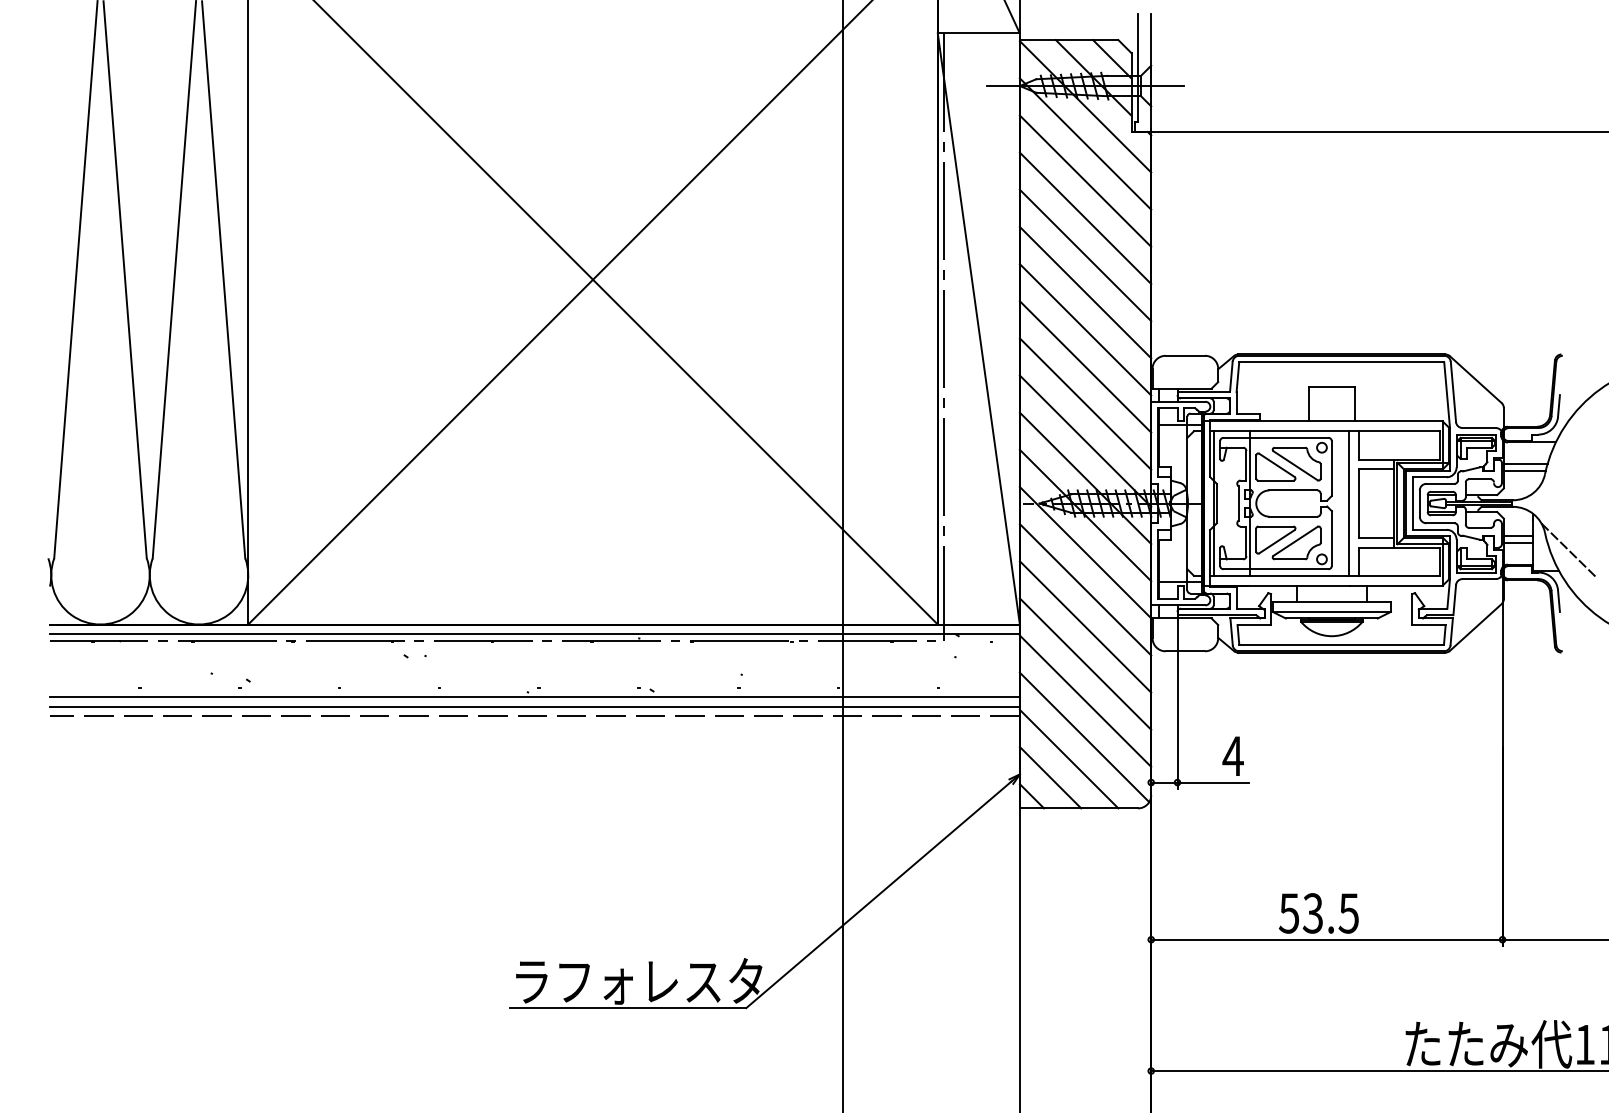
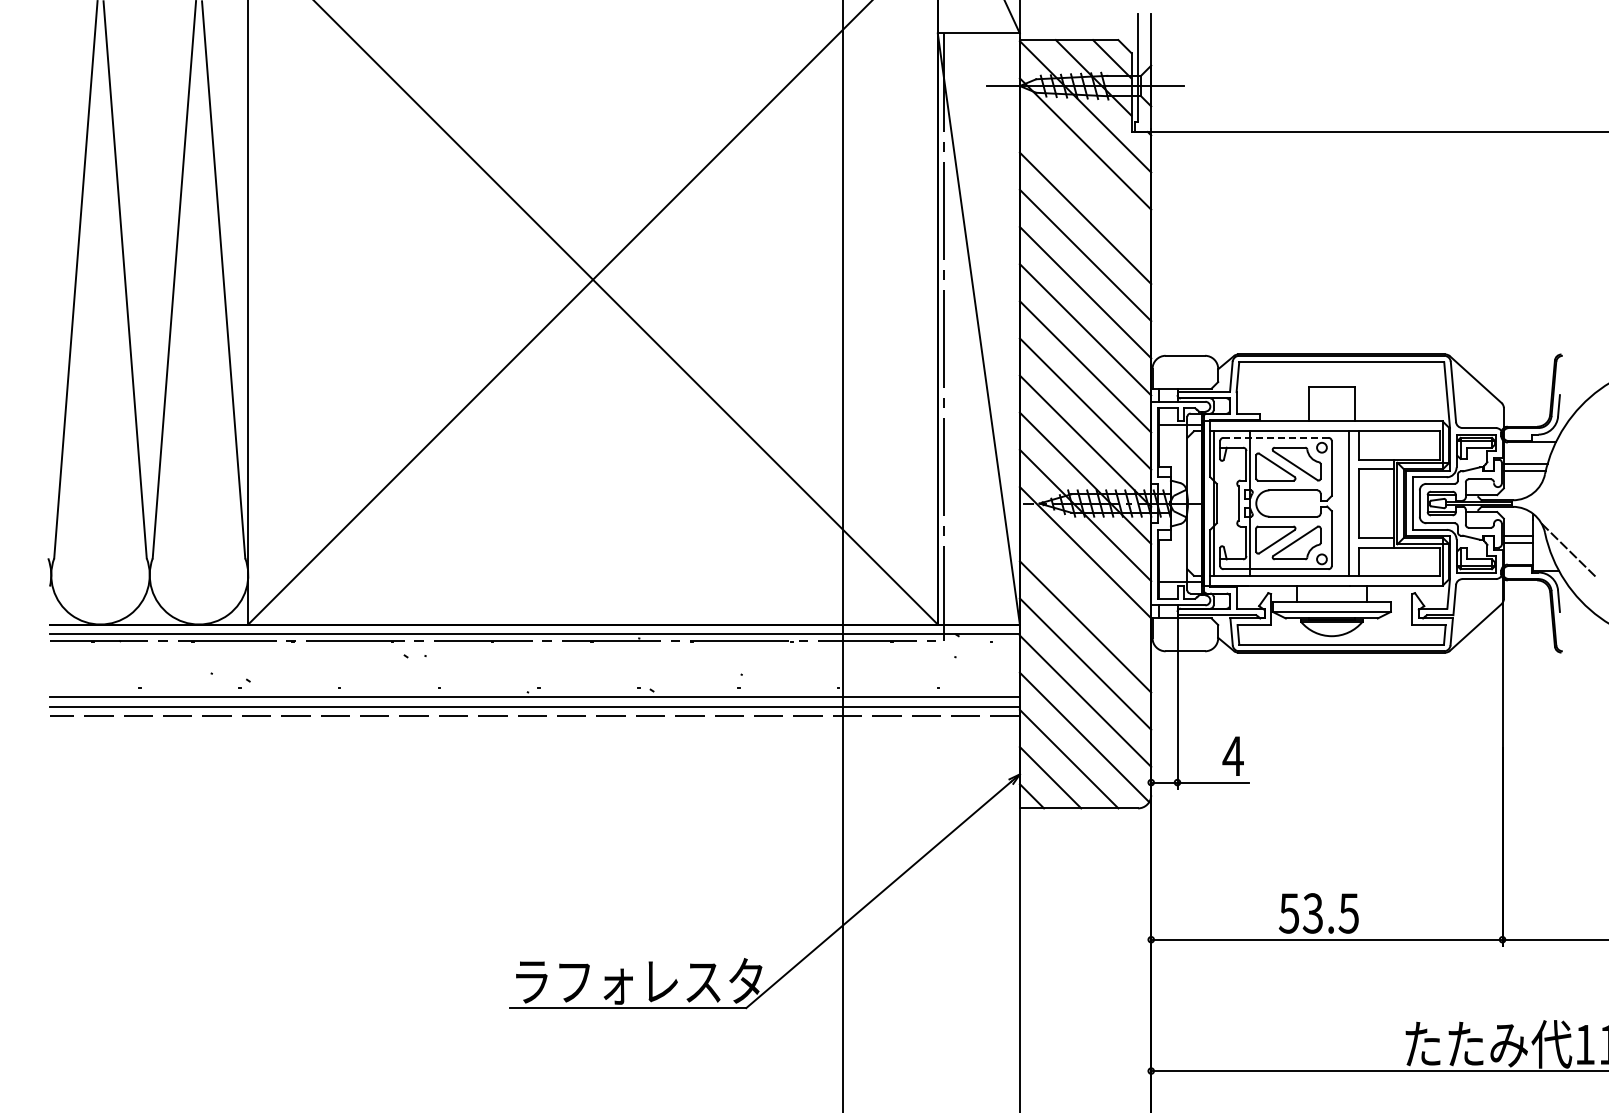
line: present -> none (1085, 180)
line: solid -> dashed (1275, 437)
line: present -> none (1085, 589)
